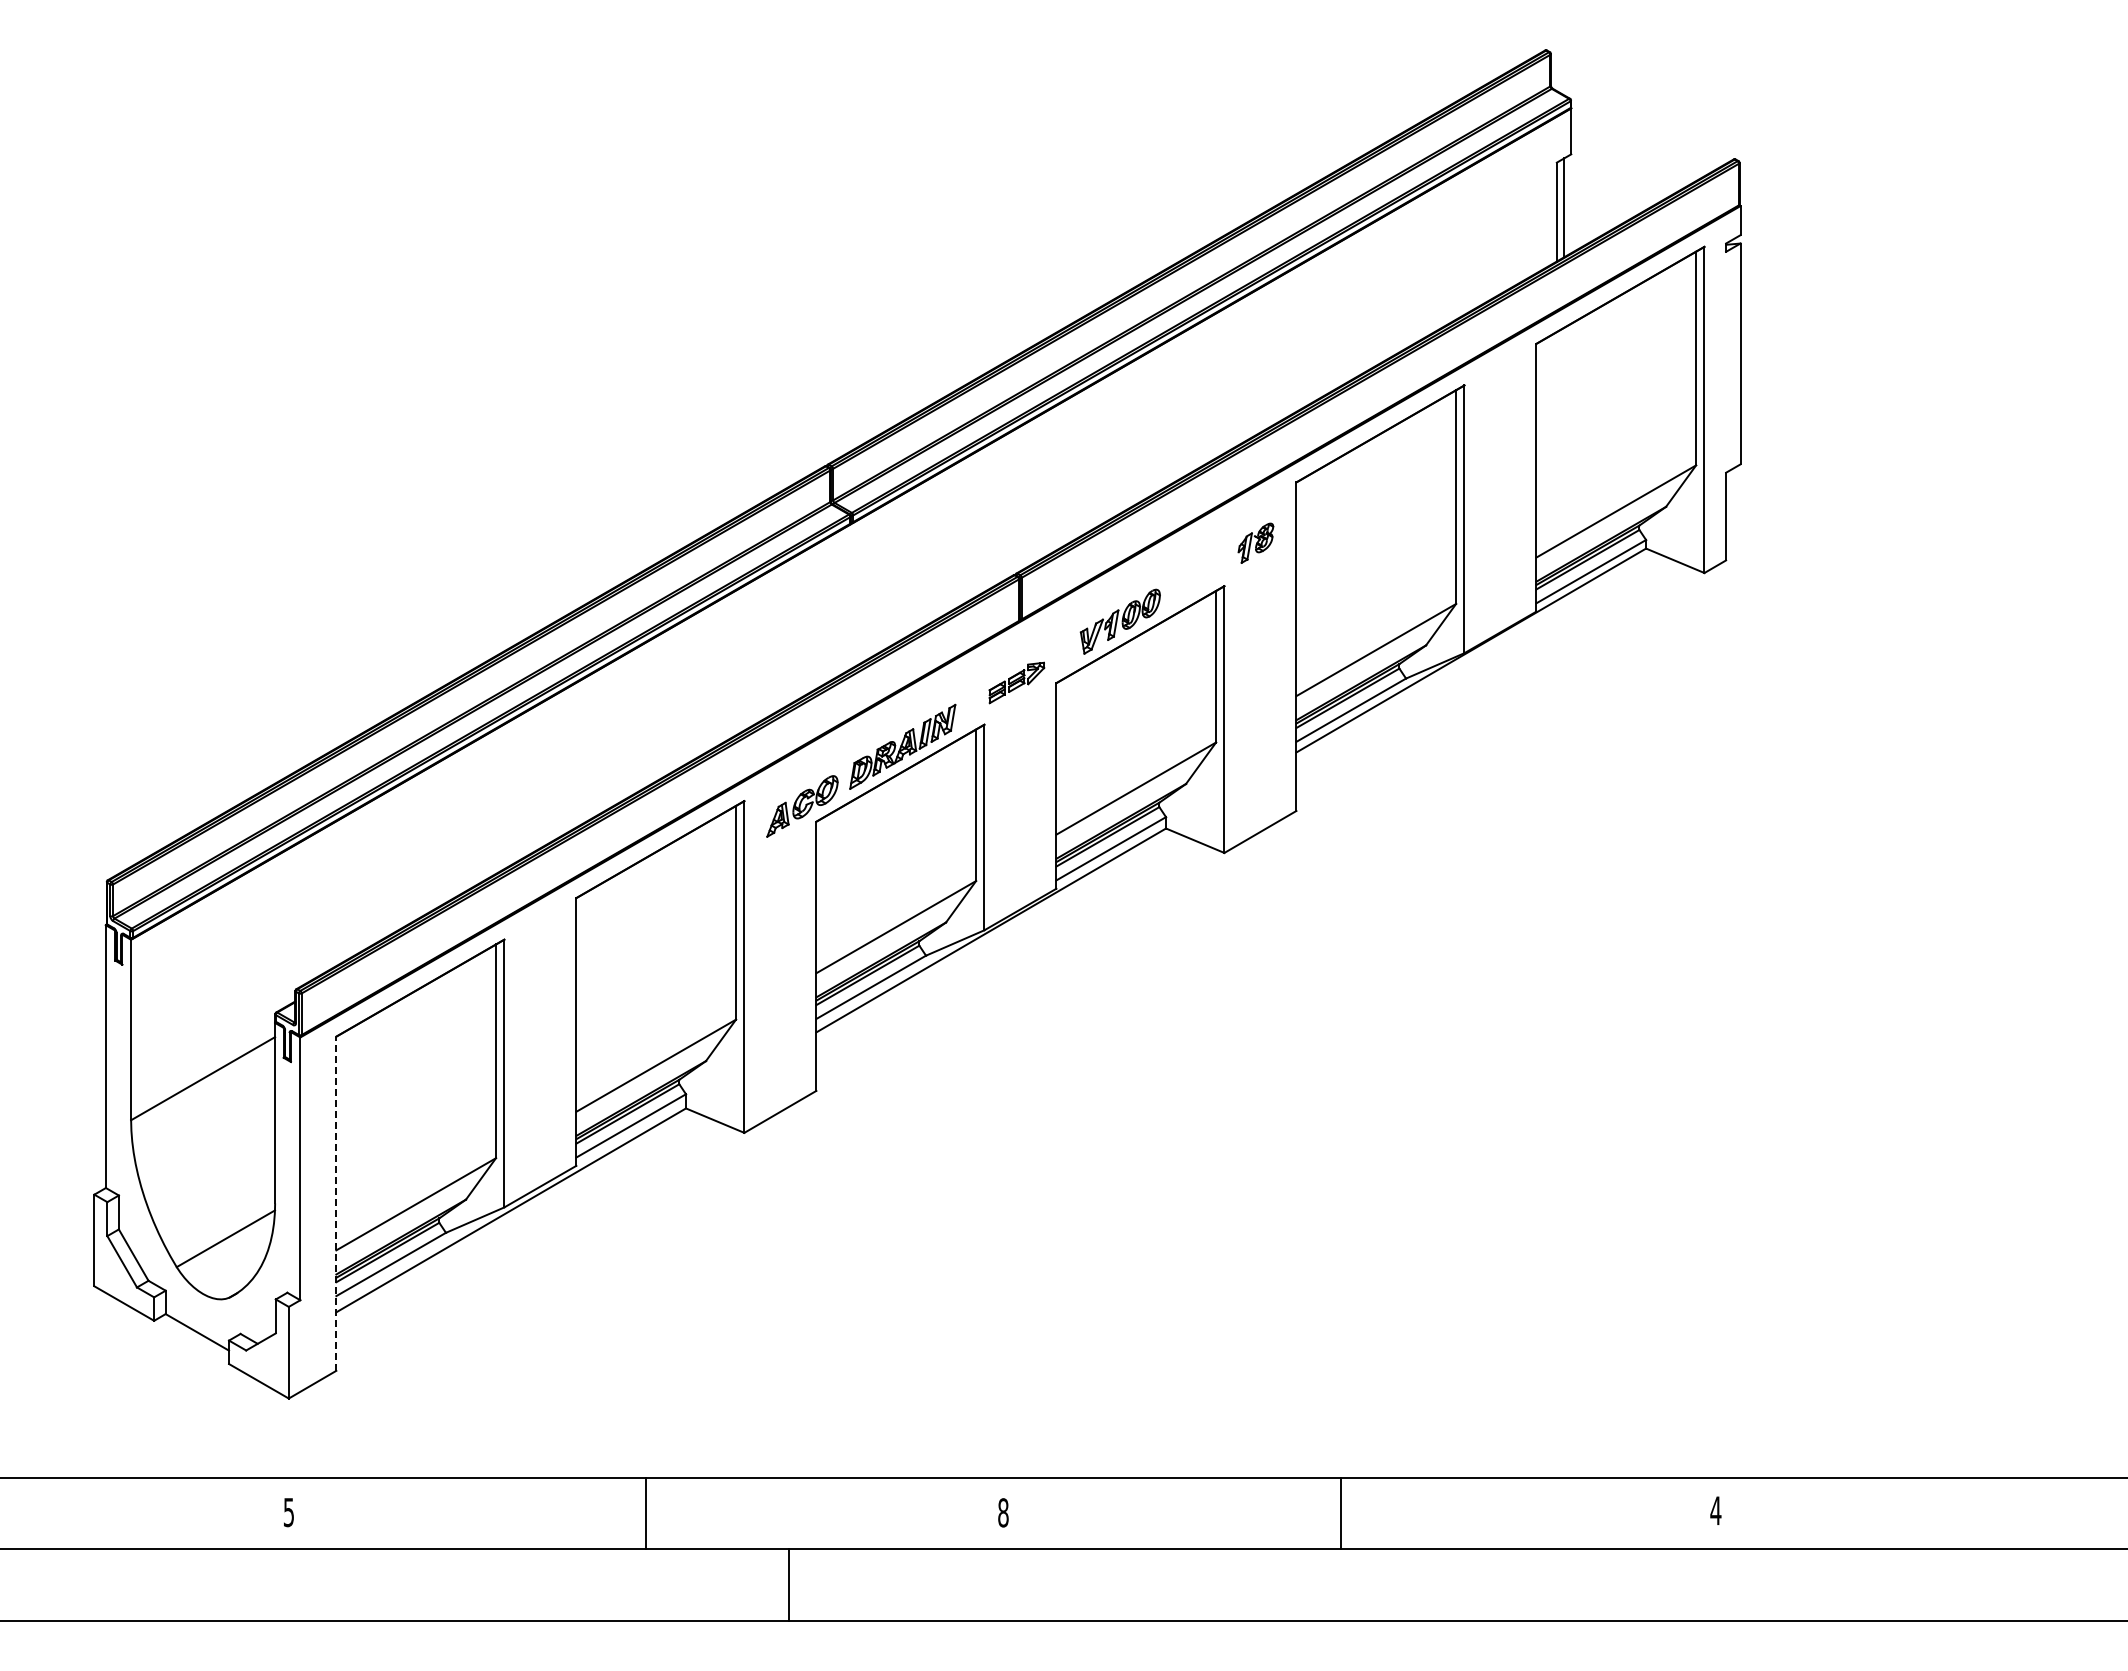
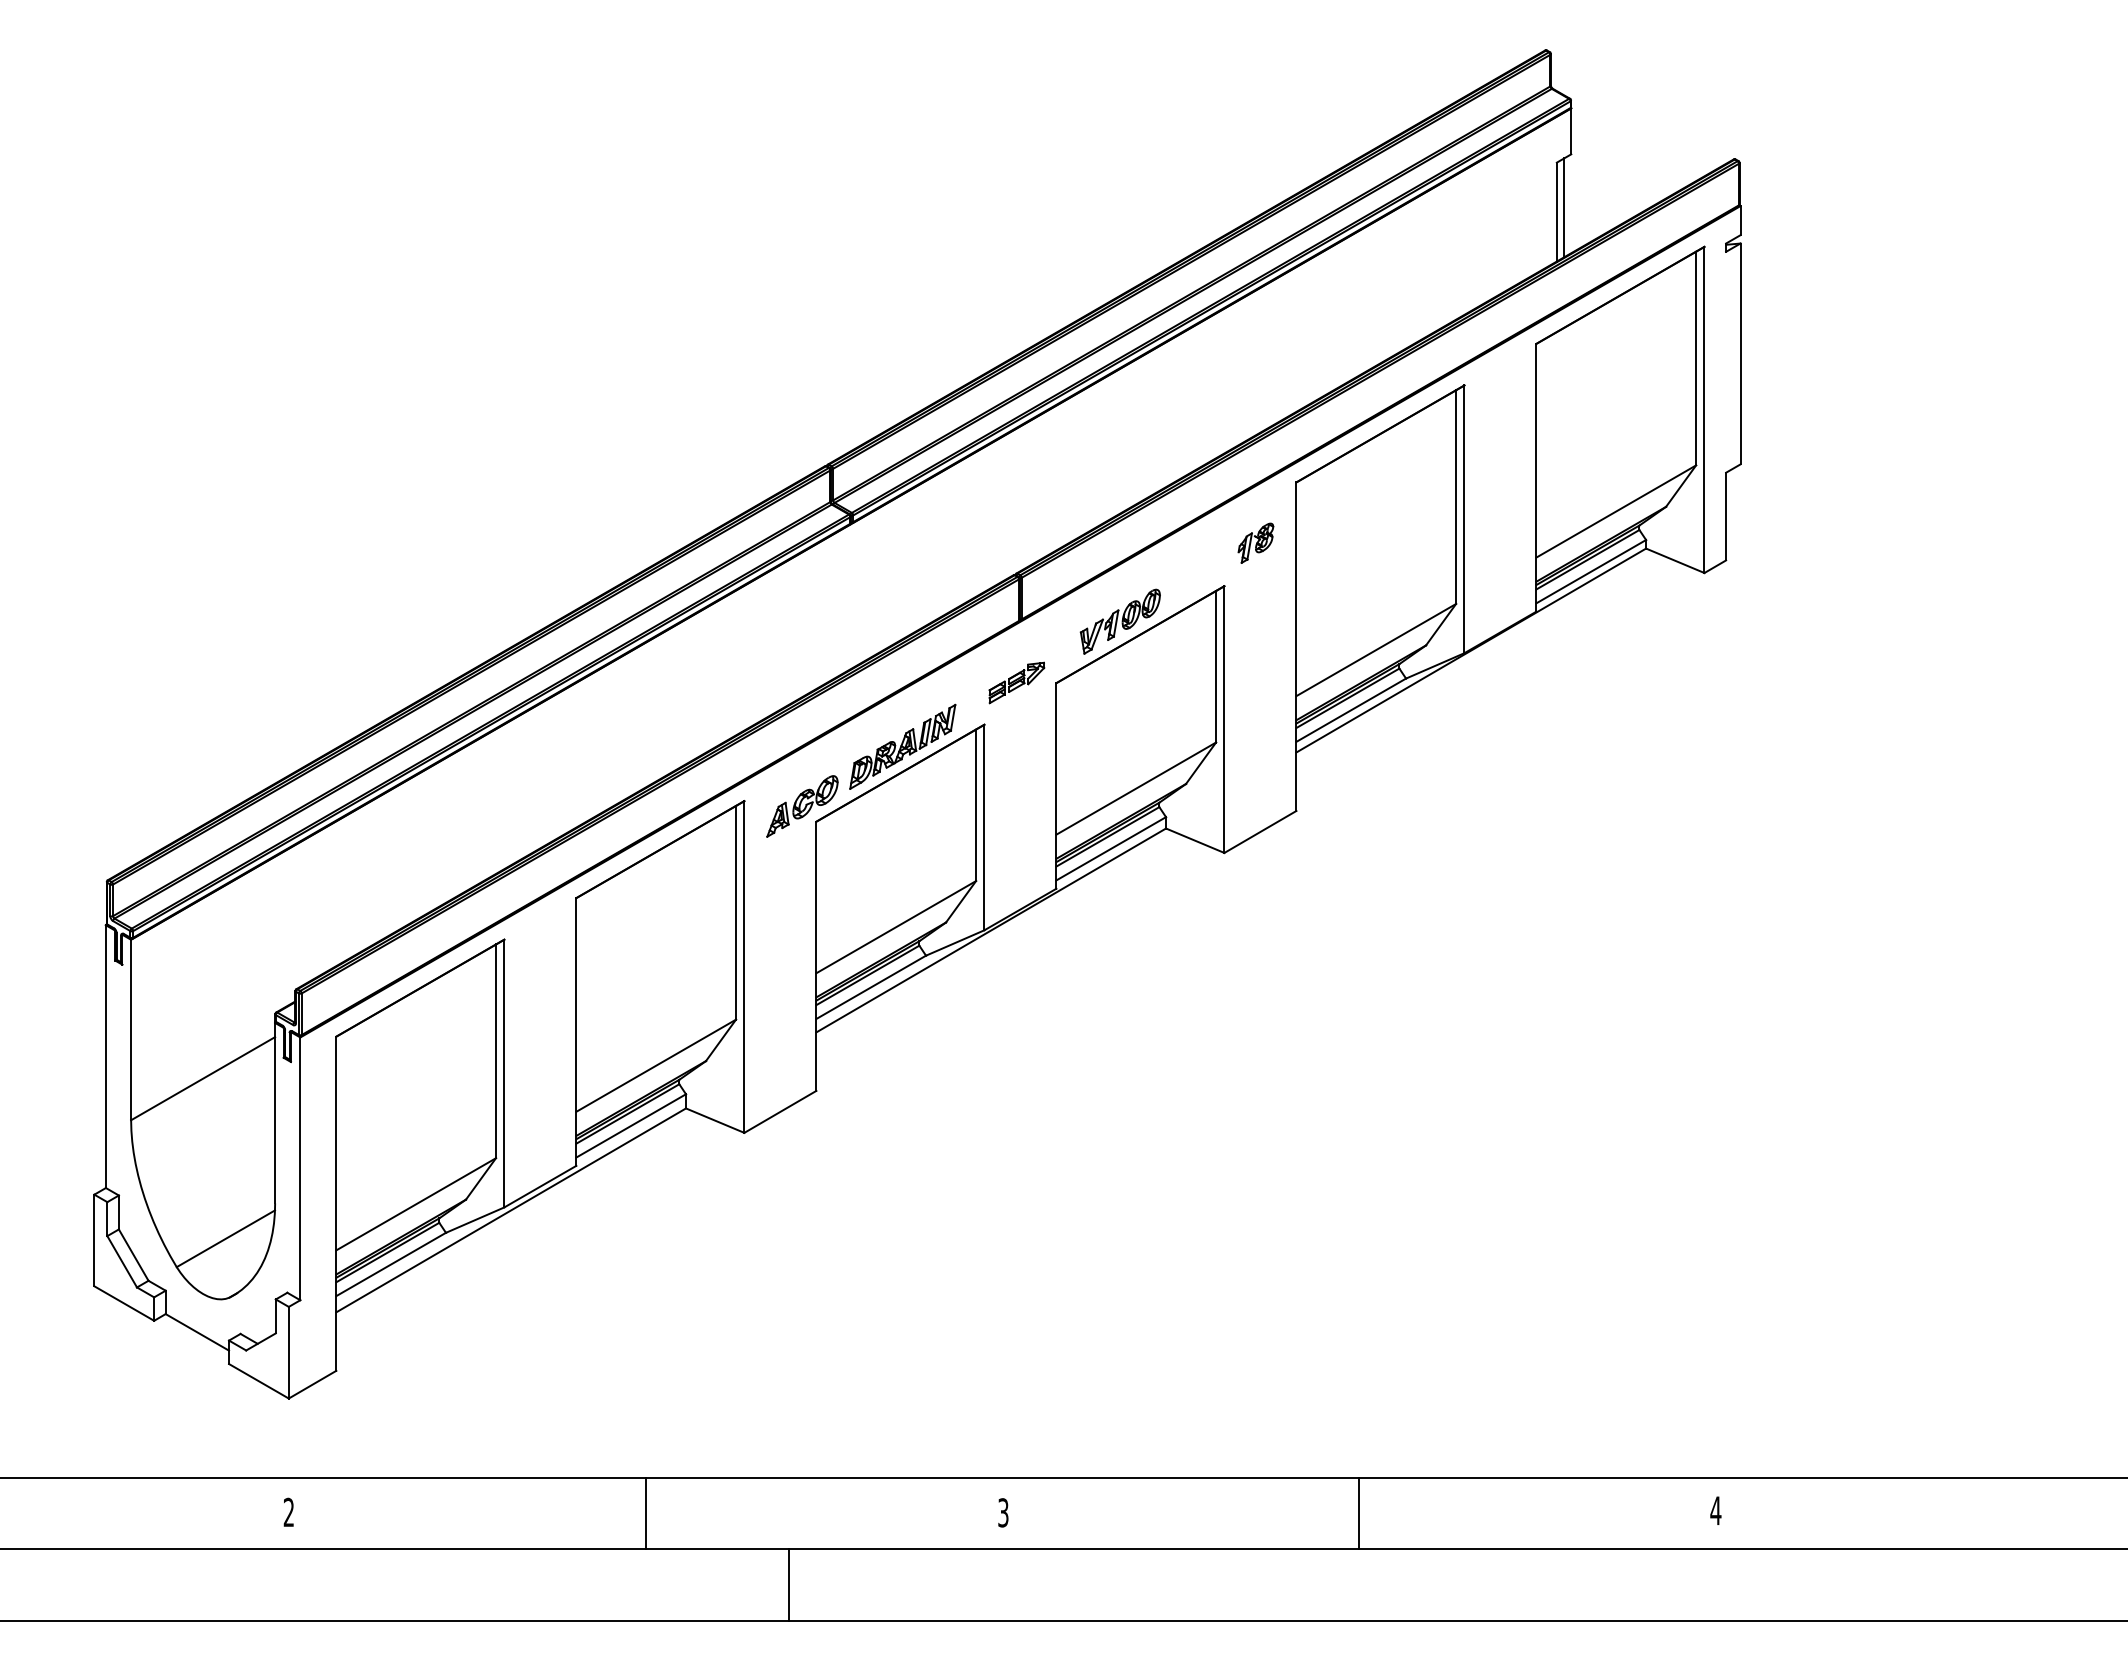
line: dashed -> solid (336, 1203)
text: 5 -> 2 (288, 1512)
text: 8 -> 3 (1003, 1512)
line position: (1341, 1513) -> (1359, 1513) (1359, 1513)
